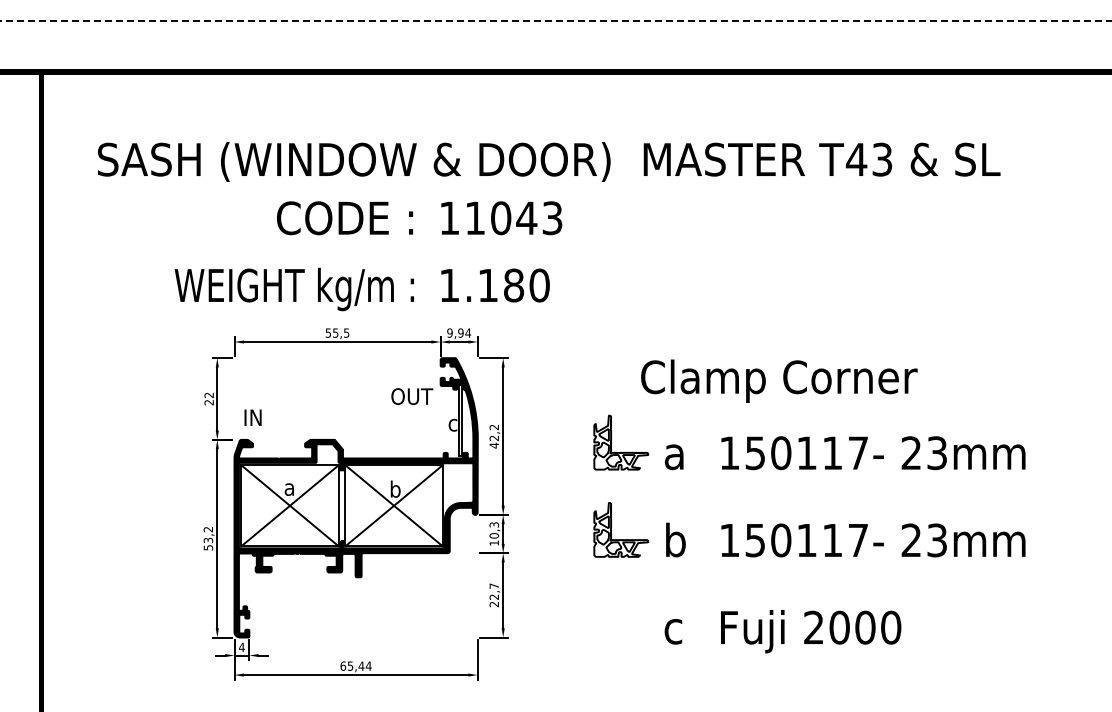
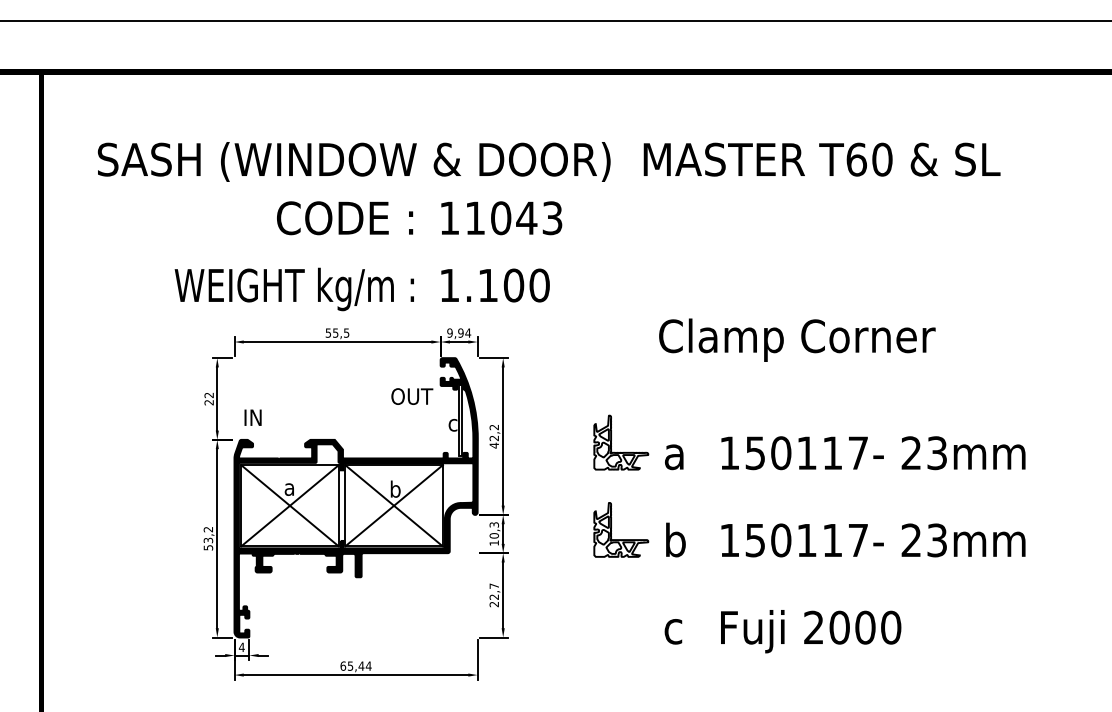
line: dashed -> solid (556, 21)
text: T43 -> T60 (868, 159)
text: 1.180 -> 1.100 (513, 285)
text position: (779, 380) -> (797, 339) (797, 339)
